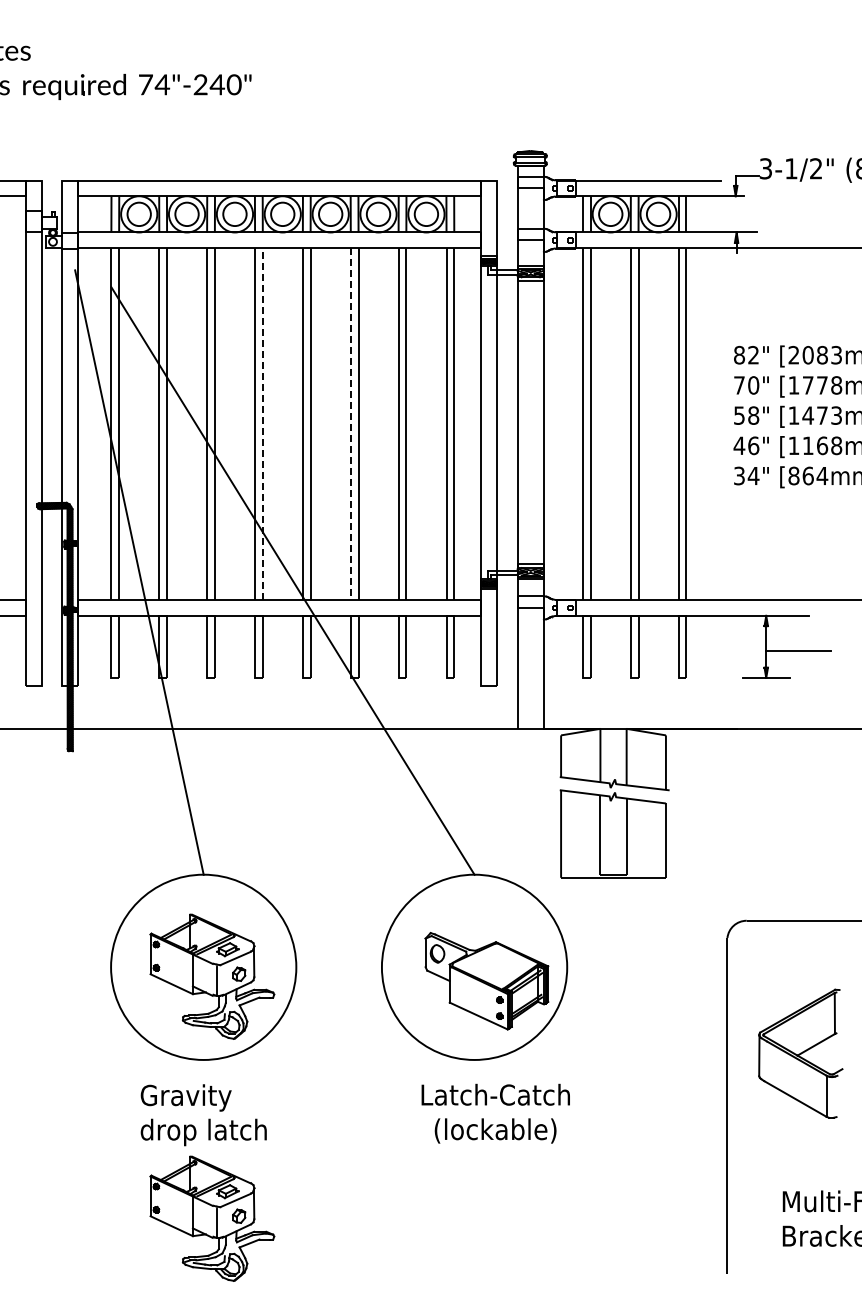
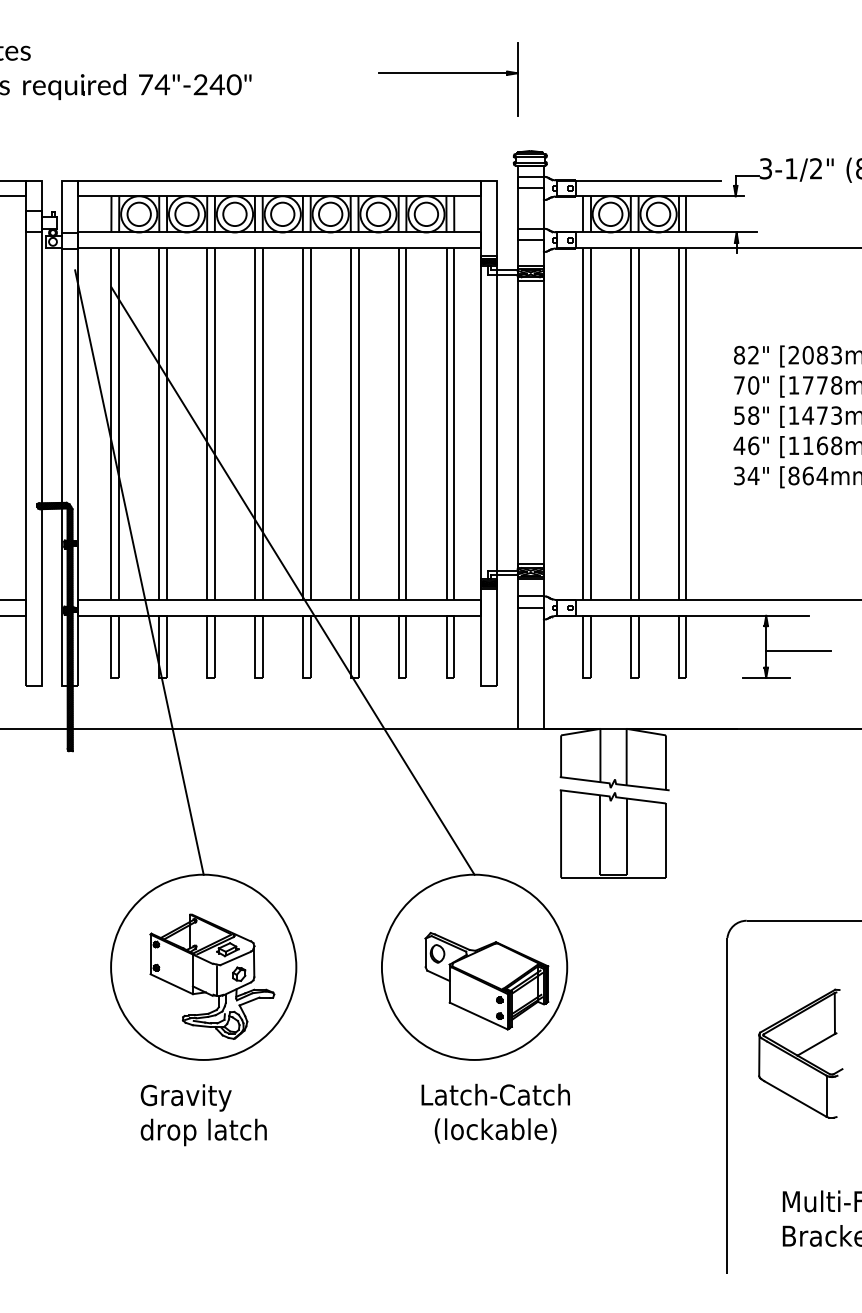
part: none -> present (448, 79)
line: dashed -> solid (262, 424)
line: dashed -> solid (350, 424)
part: present -> none (212, 1218)
